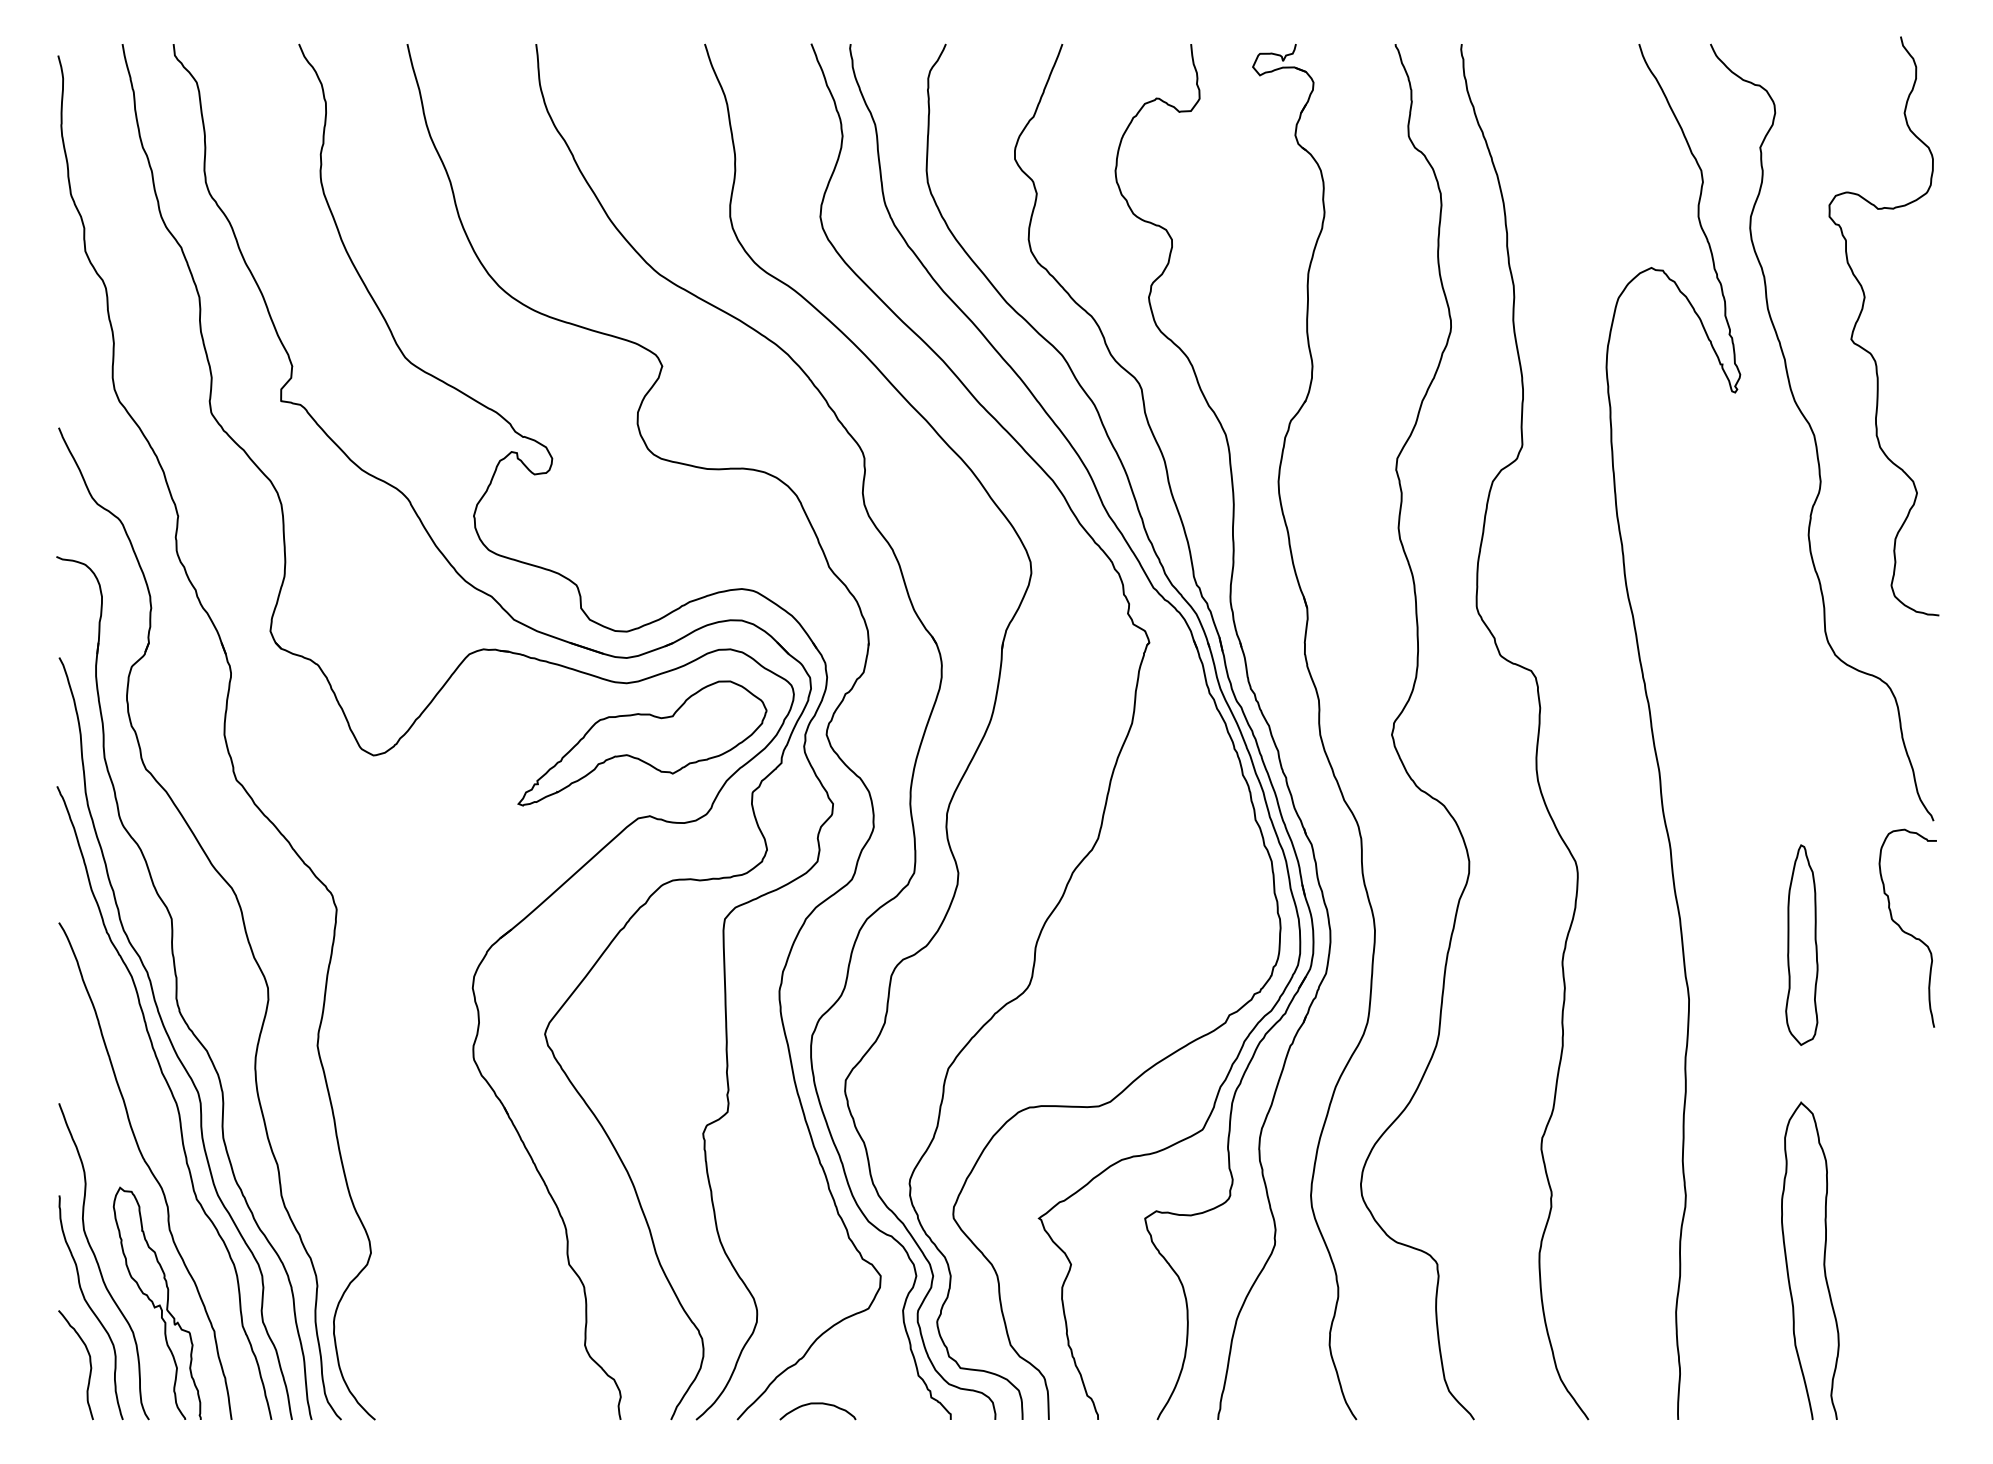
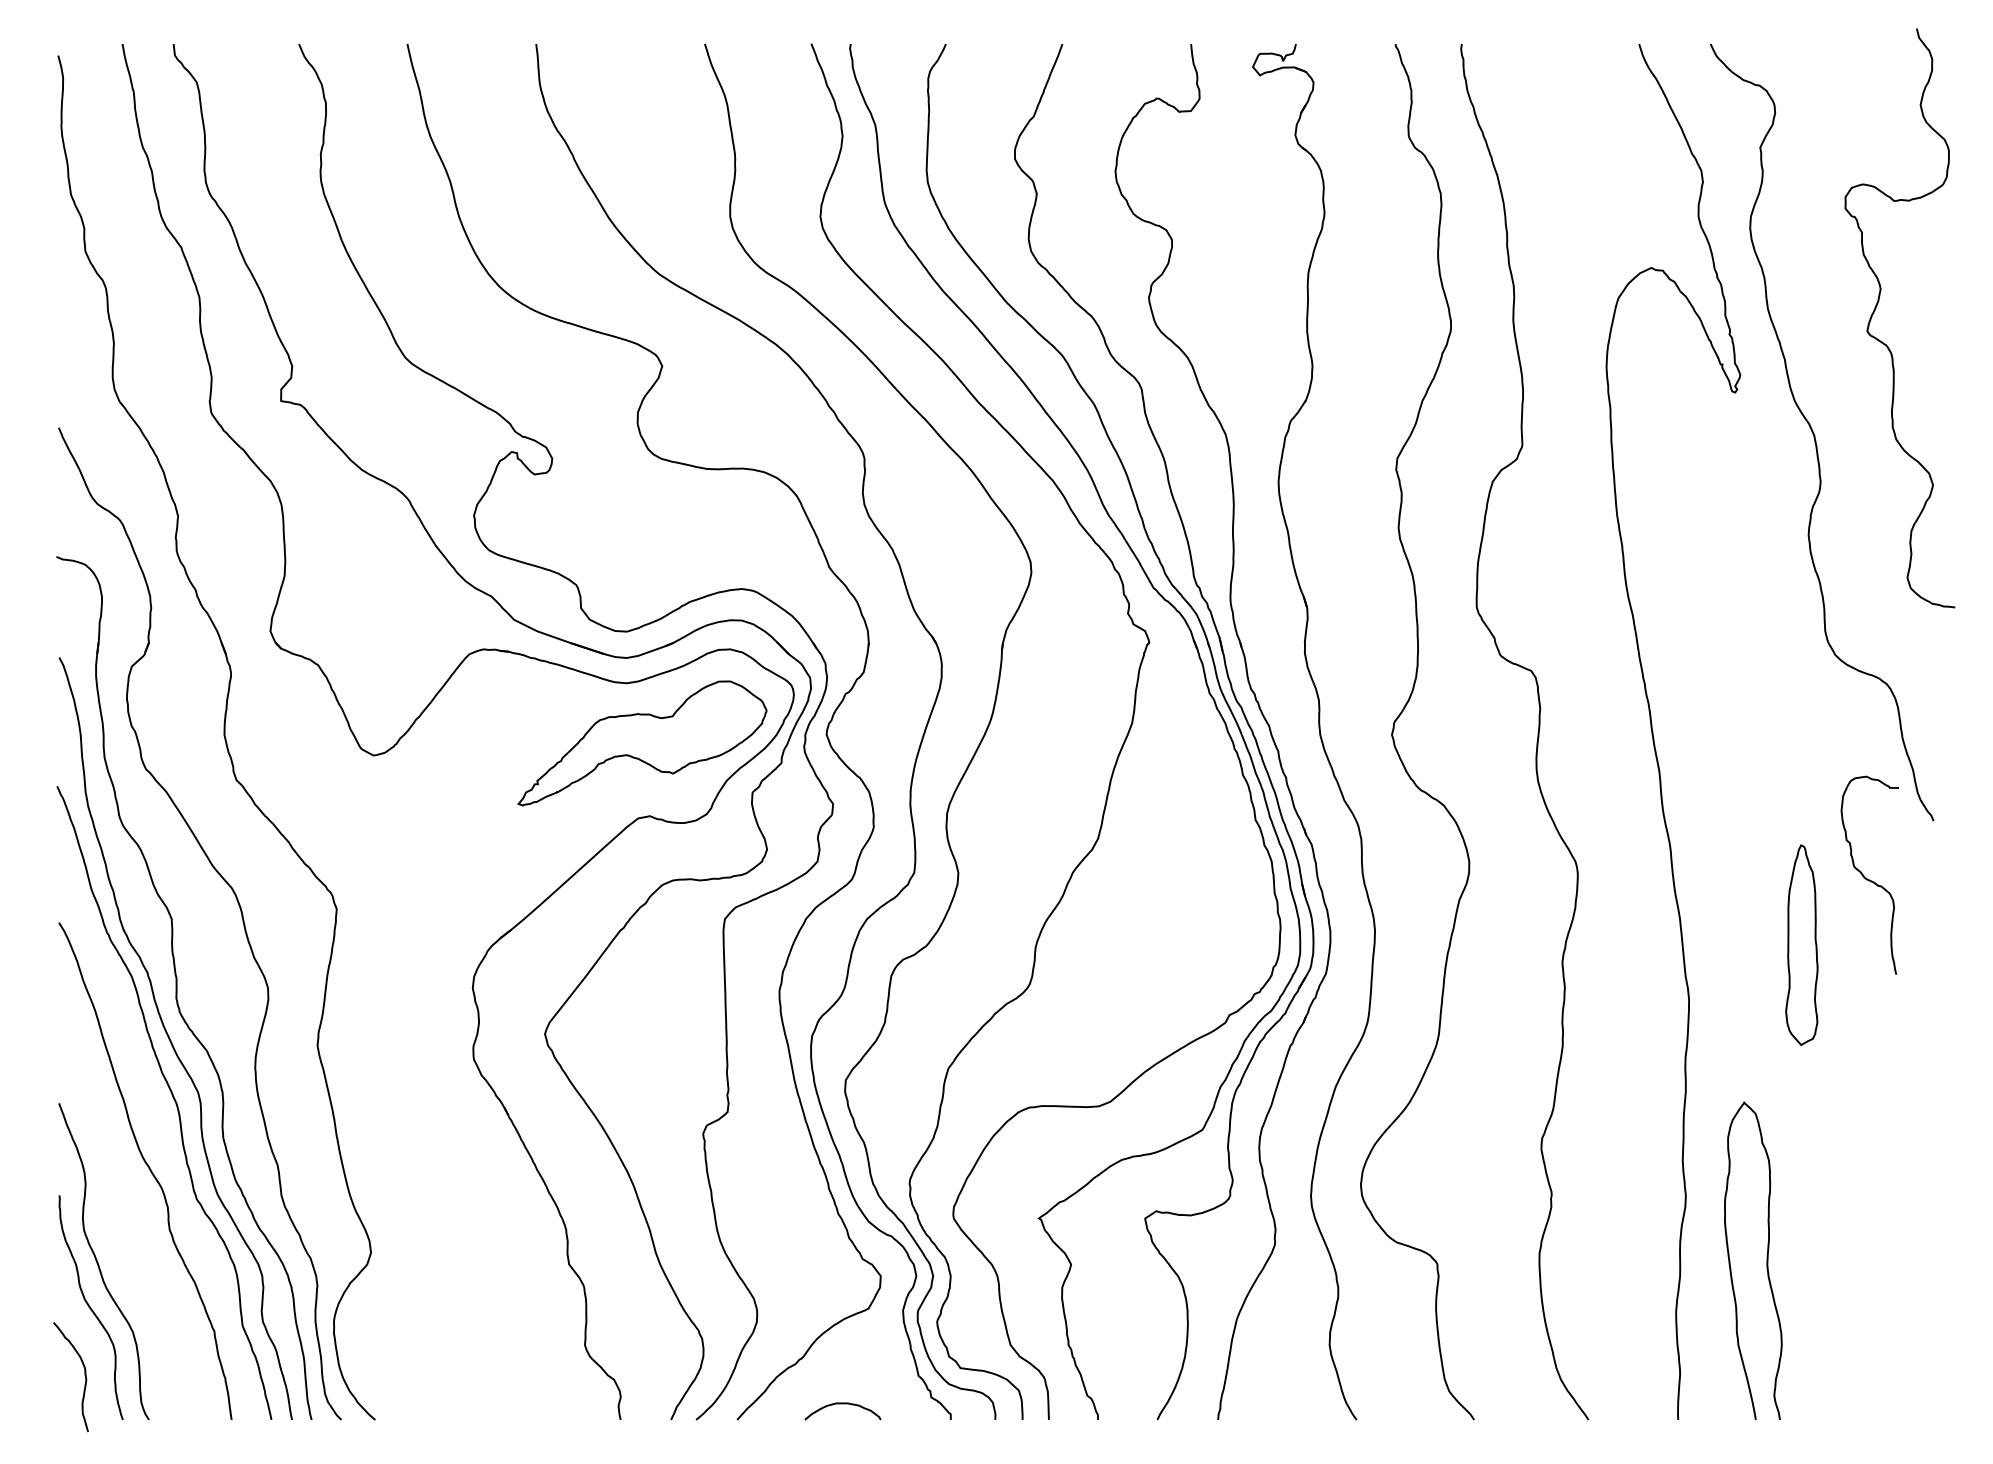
curve position: (1861, 314) -> (1877, 306) (1877, 306)
curve position: (1904, 930) -> (1866, 877) (1866, 877)
curve position: (1823, 1260) -> (1766, 1260) (1766, 1260)
curve: present -> none (154, 1304)
curve position: (89, 1364) -> (84, 1376) (84, 1376)
curve position: (817, 1404) -> (842, 1404) (842, 1404)
